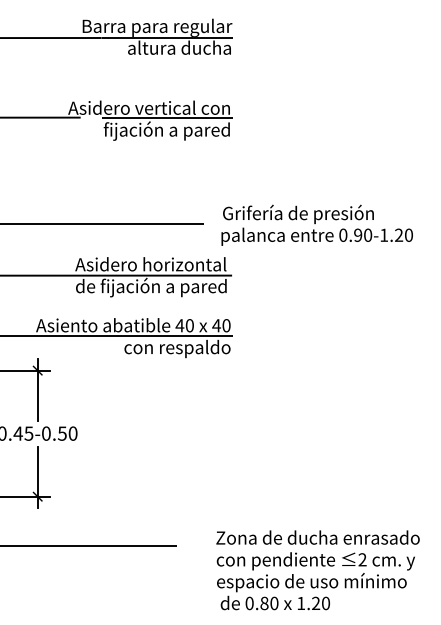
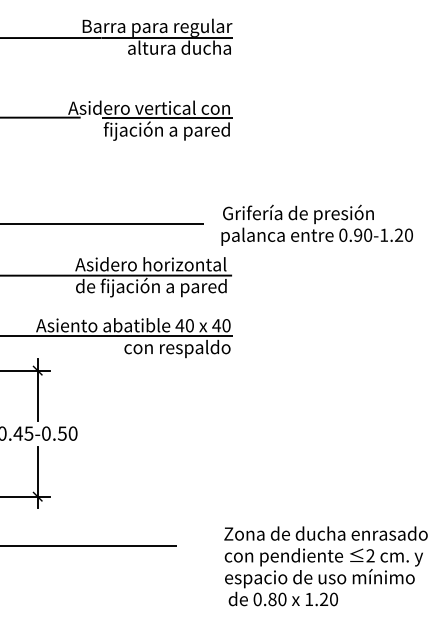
text position: (317, 570) -> (325, 566) (325, 566)
